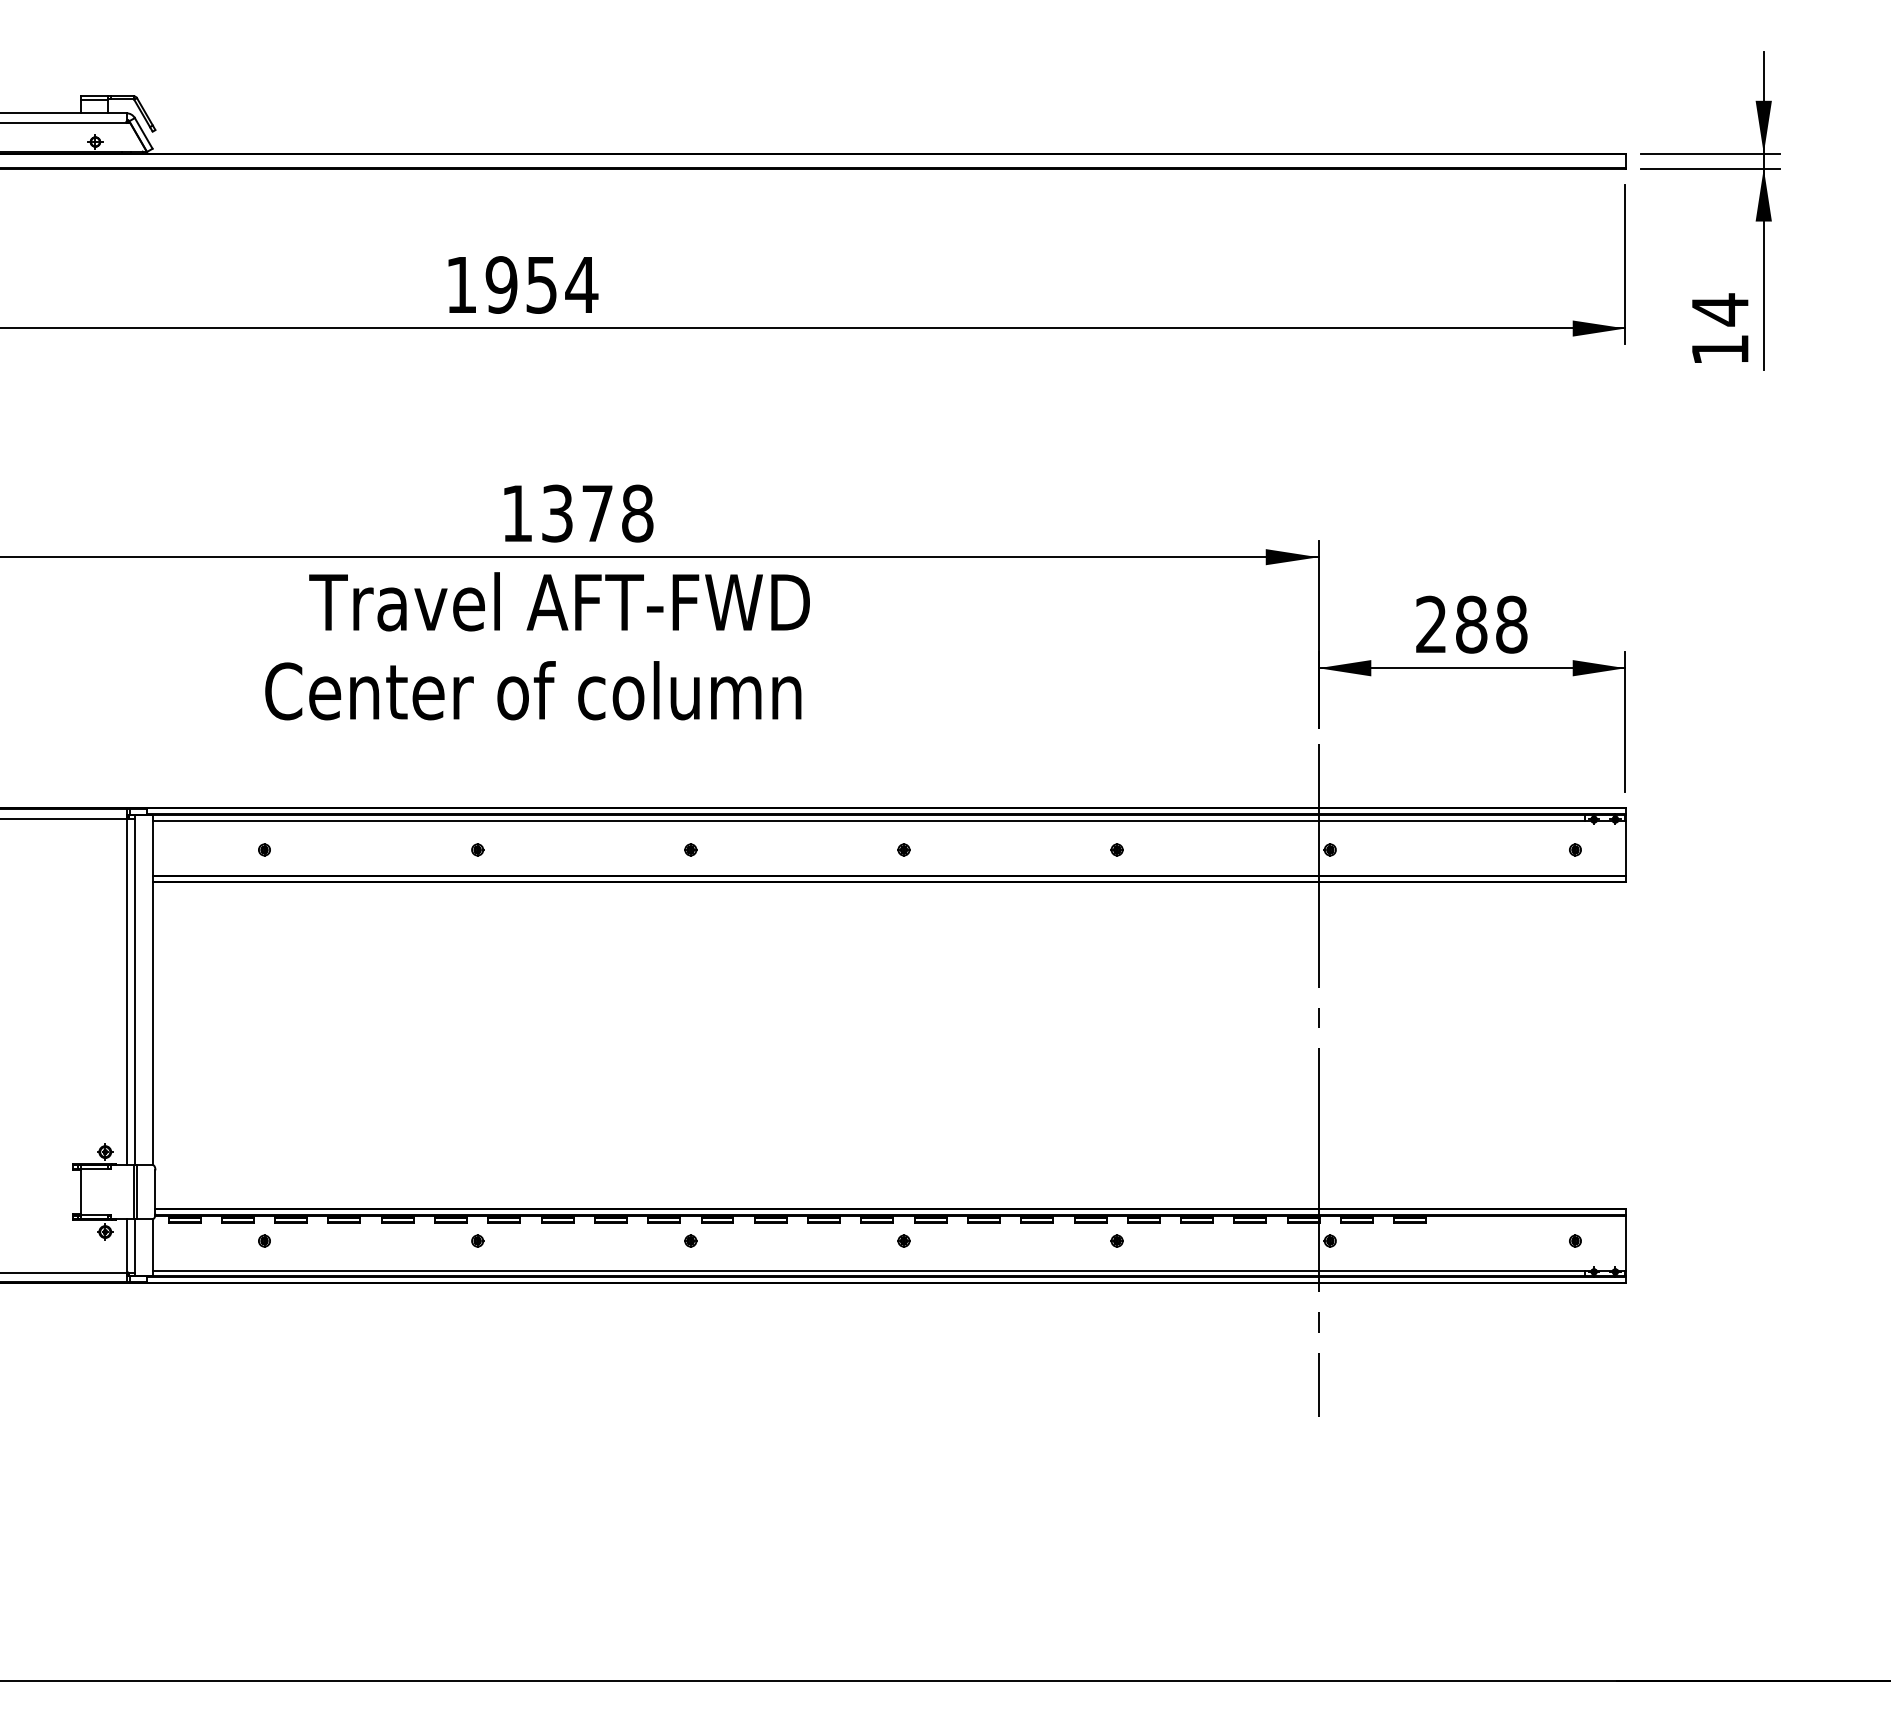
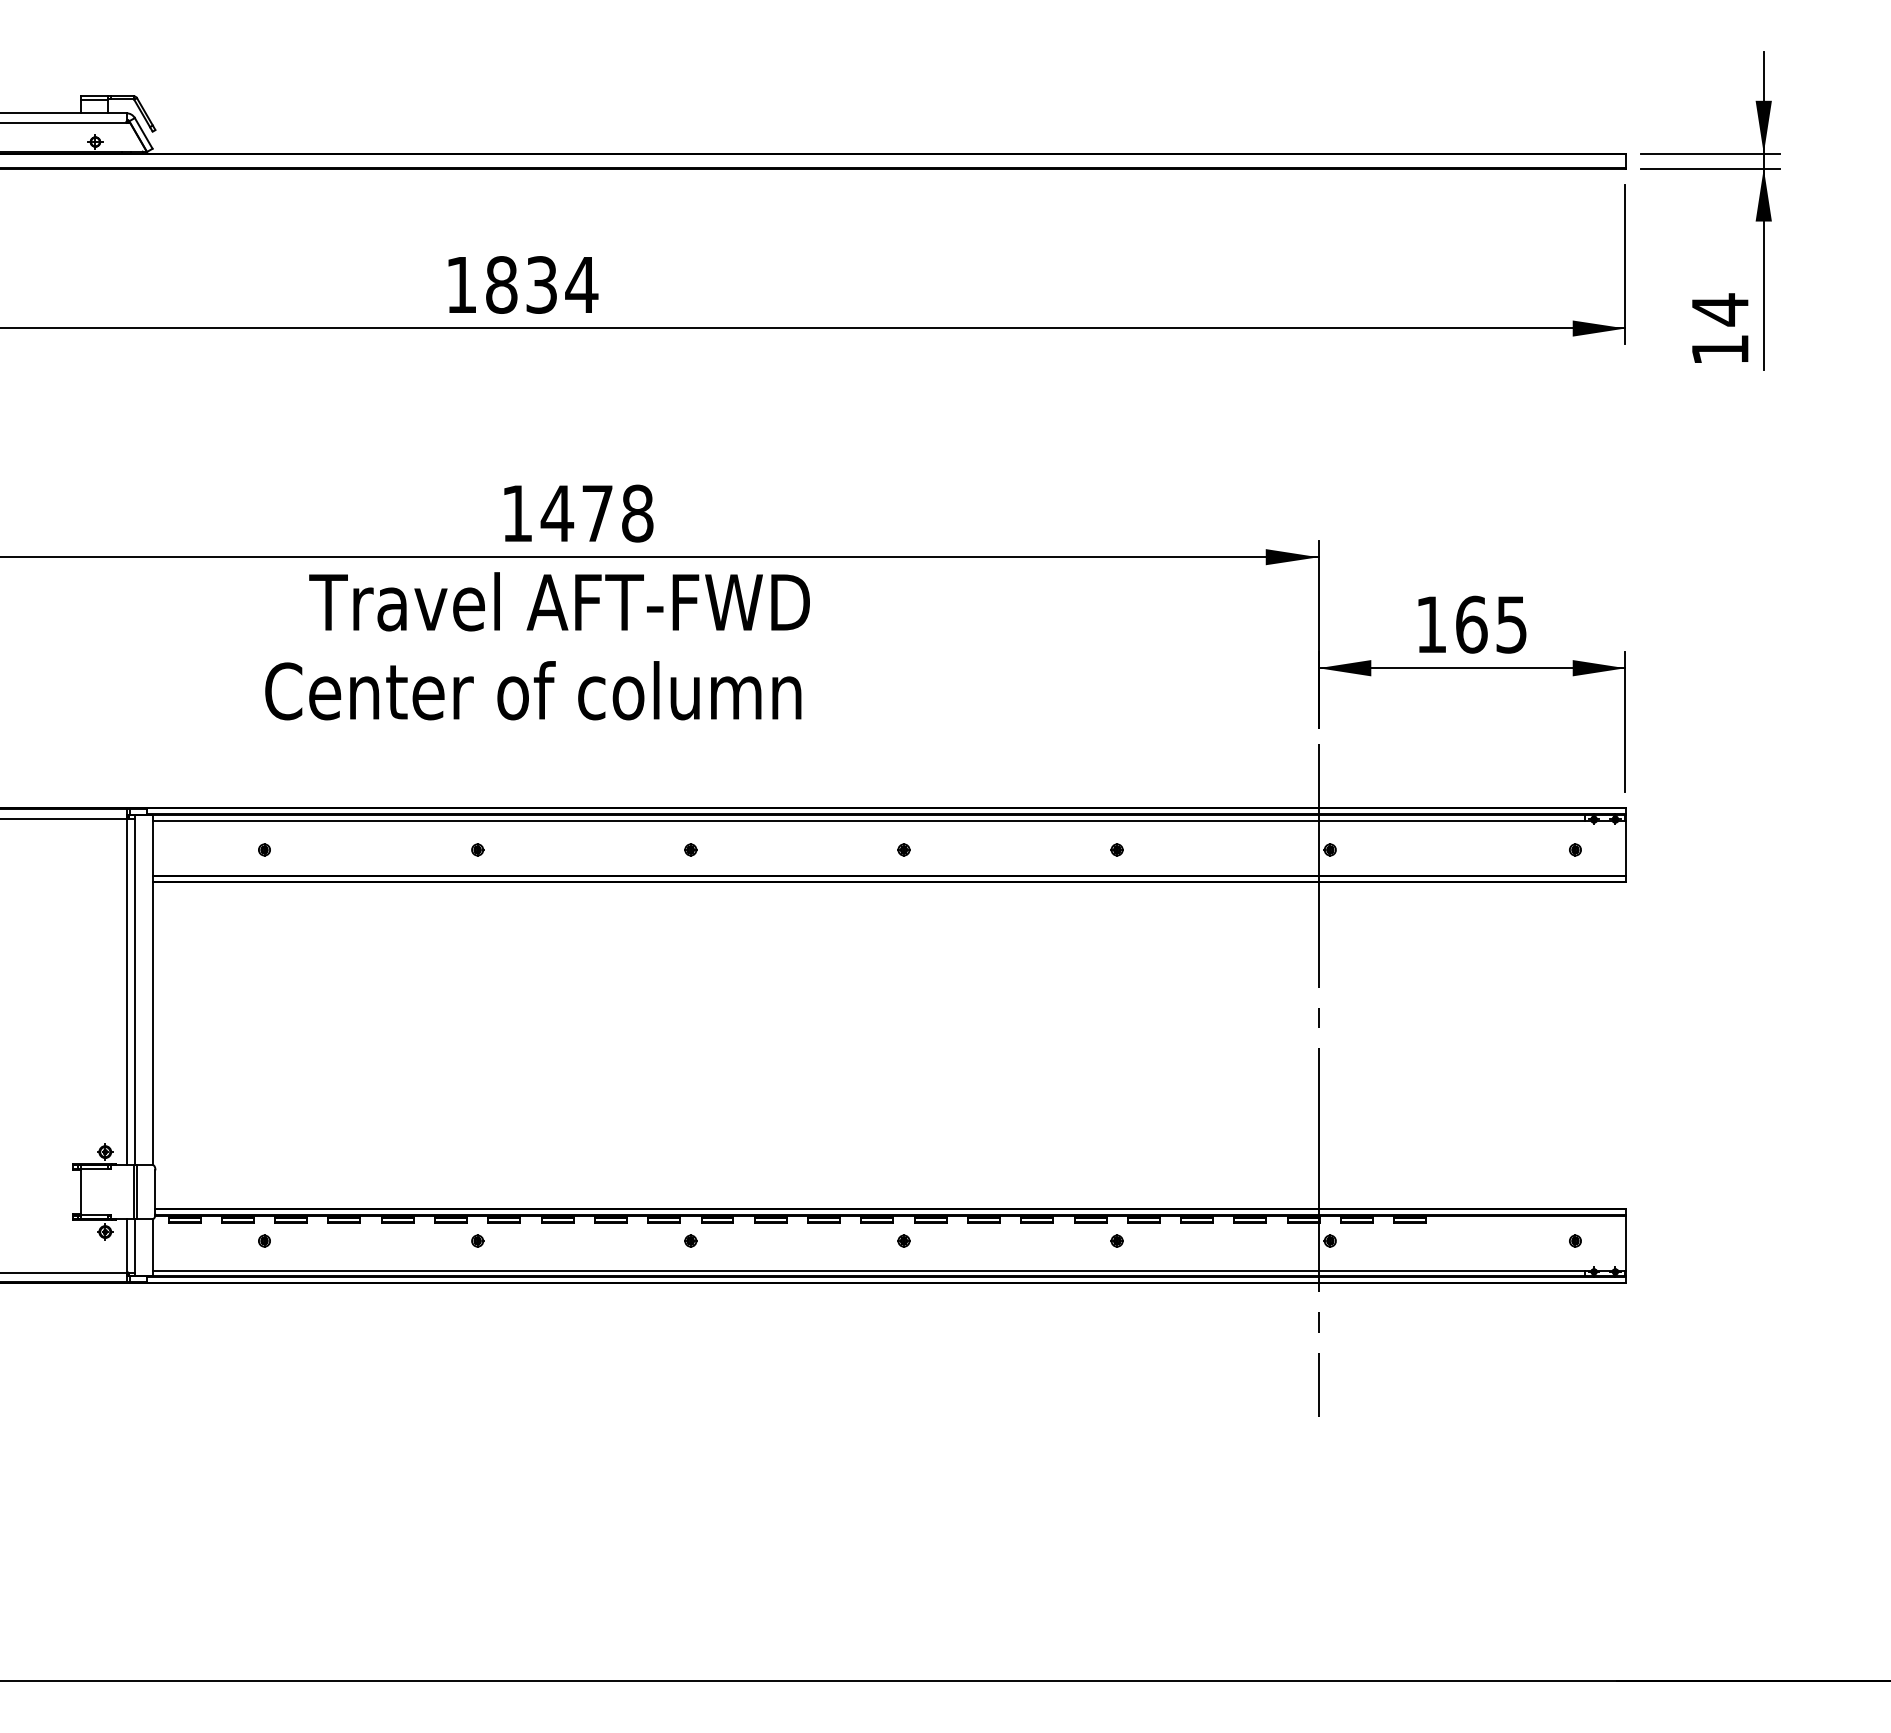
text: 1954 -> 1834 (520, 284)
text: 1378 -> 1478 (557, 513)
text: 288 -> 165 (1471, 624)
